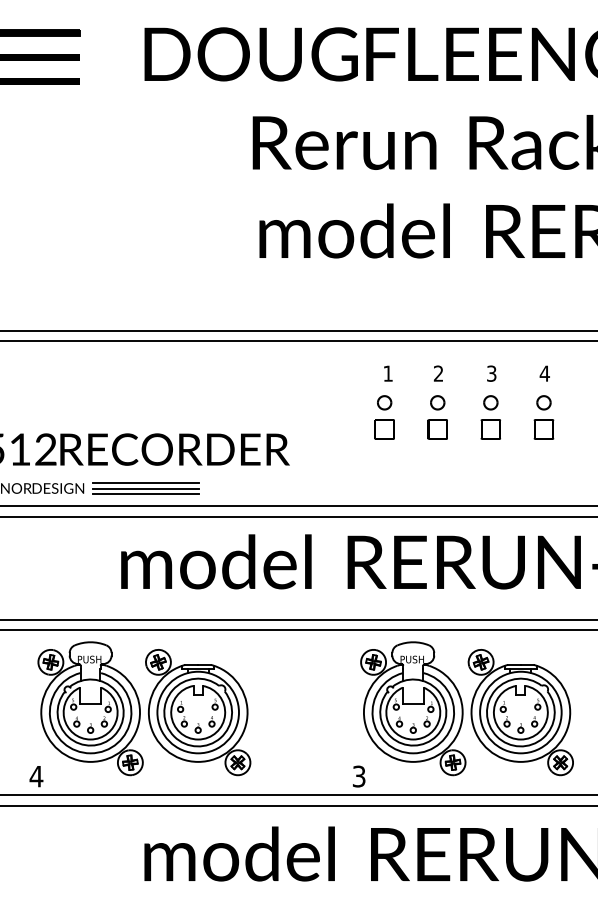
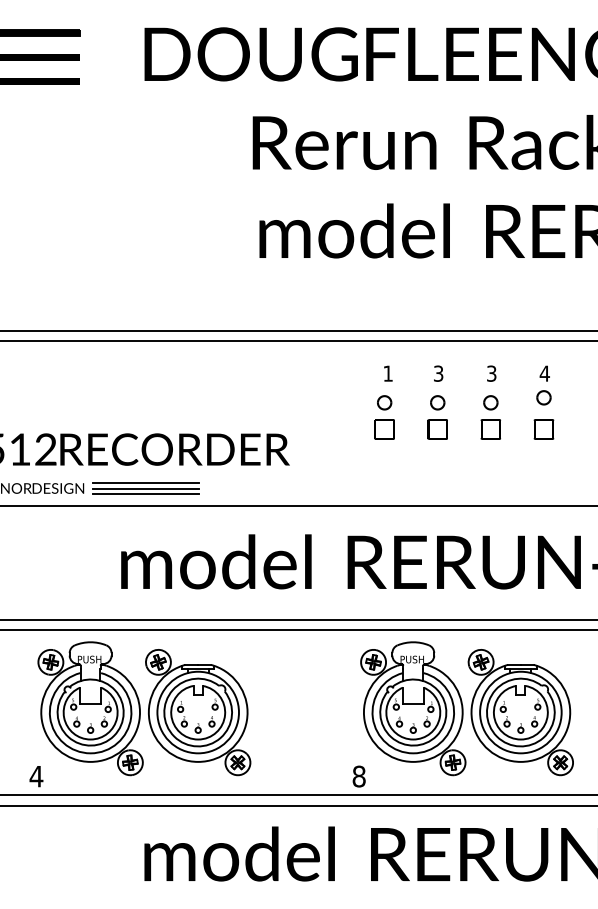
text: 2 -> 3 (438, 373)
part position: (543, 402) -> (543, 397) (543, 397)
line: present -> none (298, 516)
text: 3 -> 8 (358, 776)
